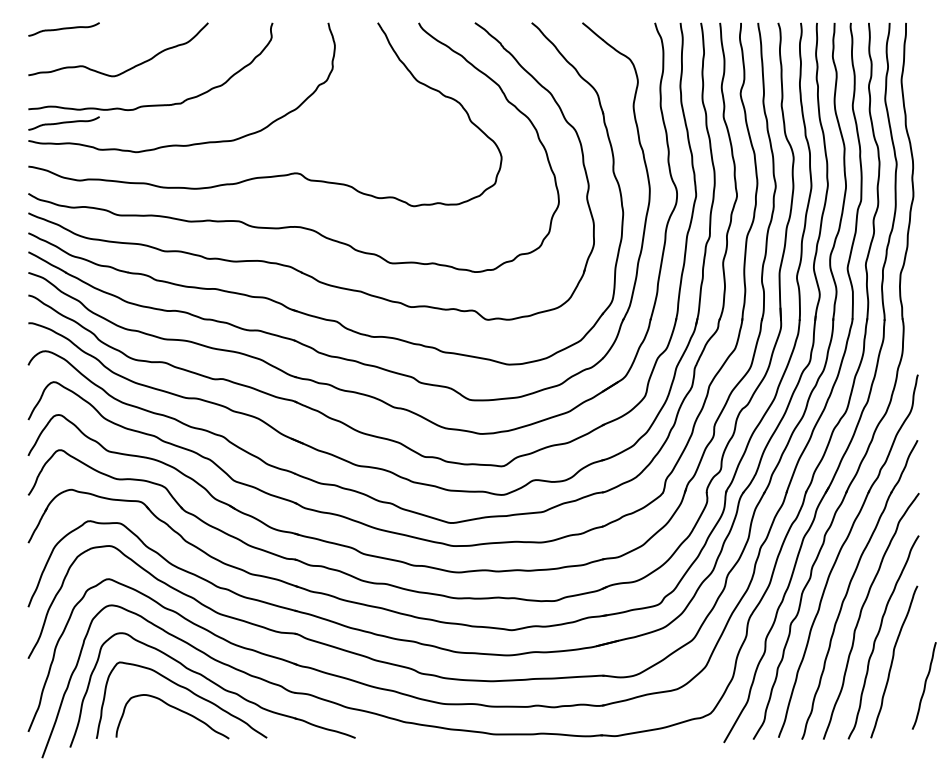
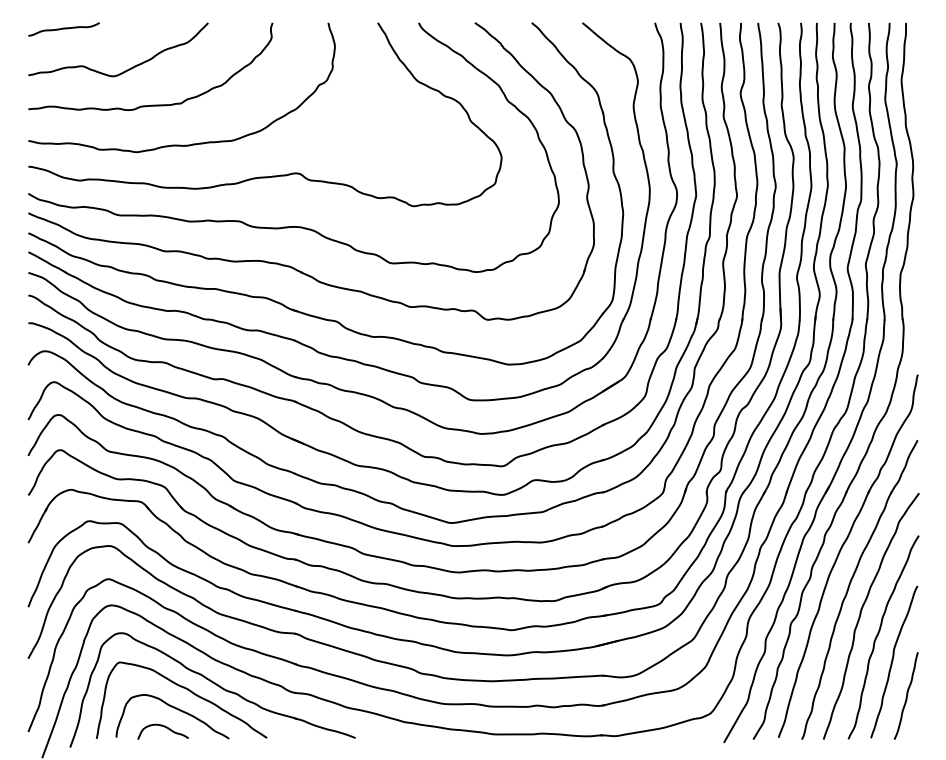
curve: present -> none (63, 123)
curve position: (924, 685) -> (906, 695) (906, 695)
curve: none -> present (164, 727)
